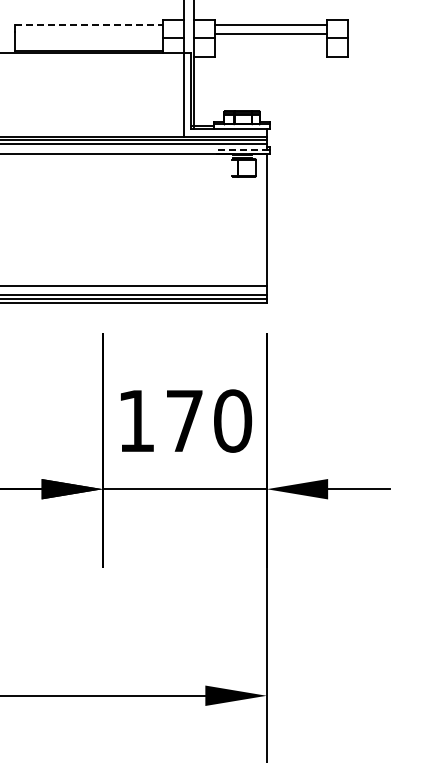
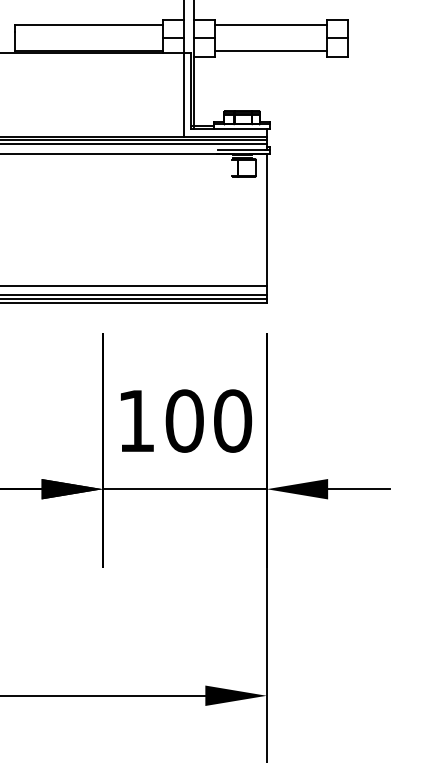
line: dashed -> solid (89, 25)
line position: (270, 34) -> (270, 51) (270, 51)
line: dashed -> solid (241, 149)
text: 170 -> 100 (184, 420)
